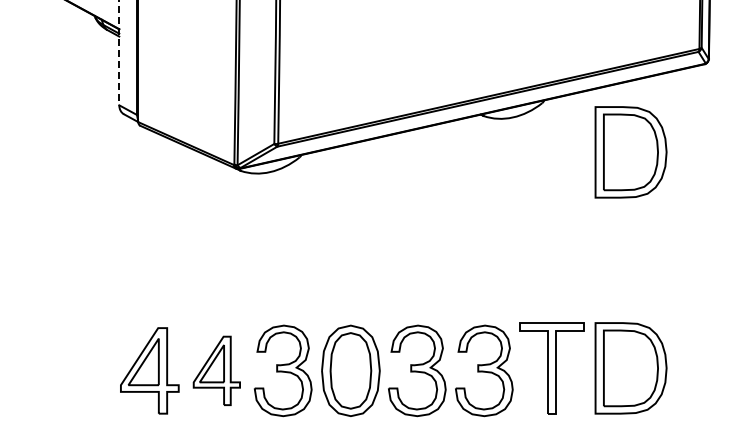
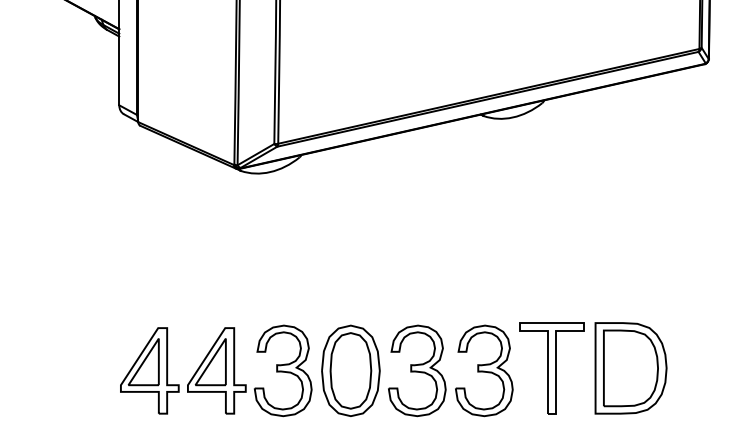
line: dashed -> solid (119, 53)
part: present -> none (630, 152)
part size: 49x71 px -> 60x88 px (216, 370)
